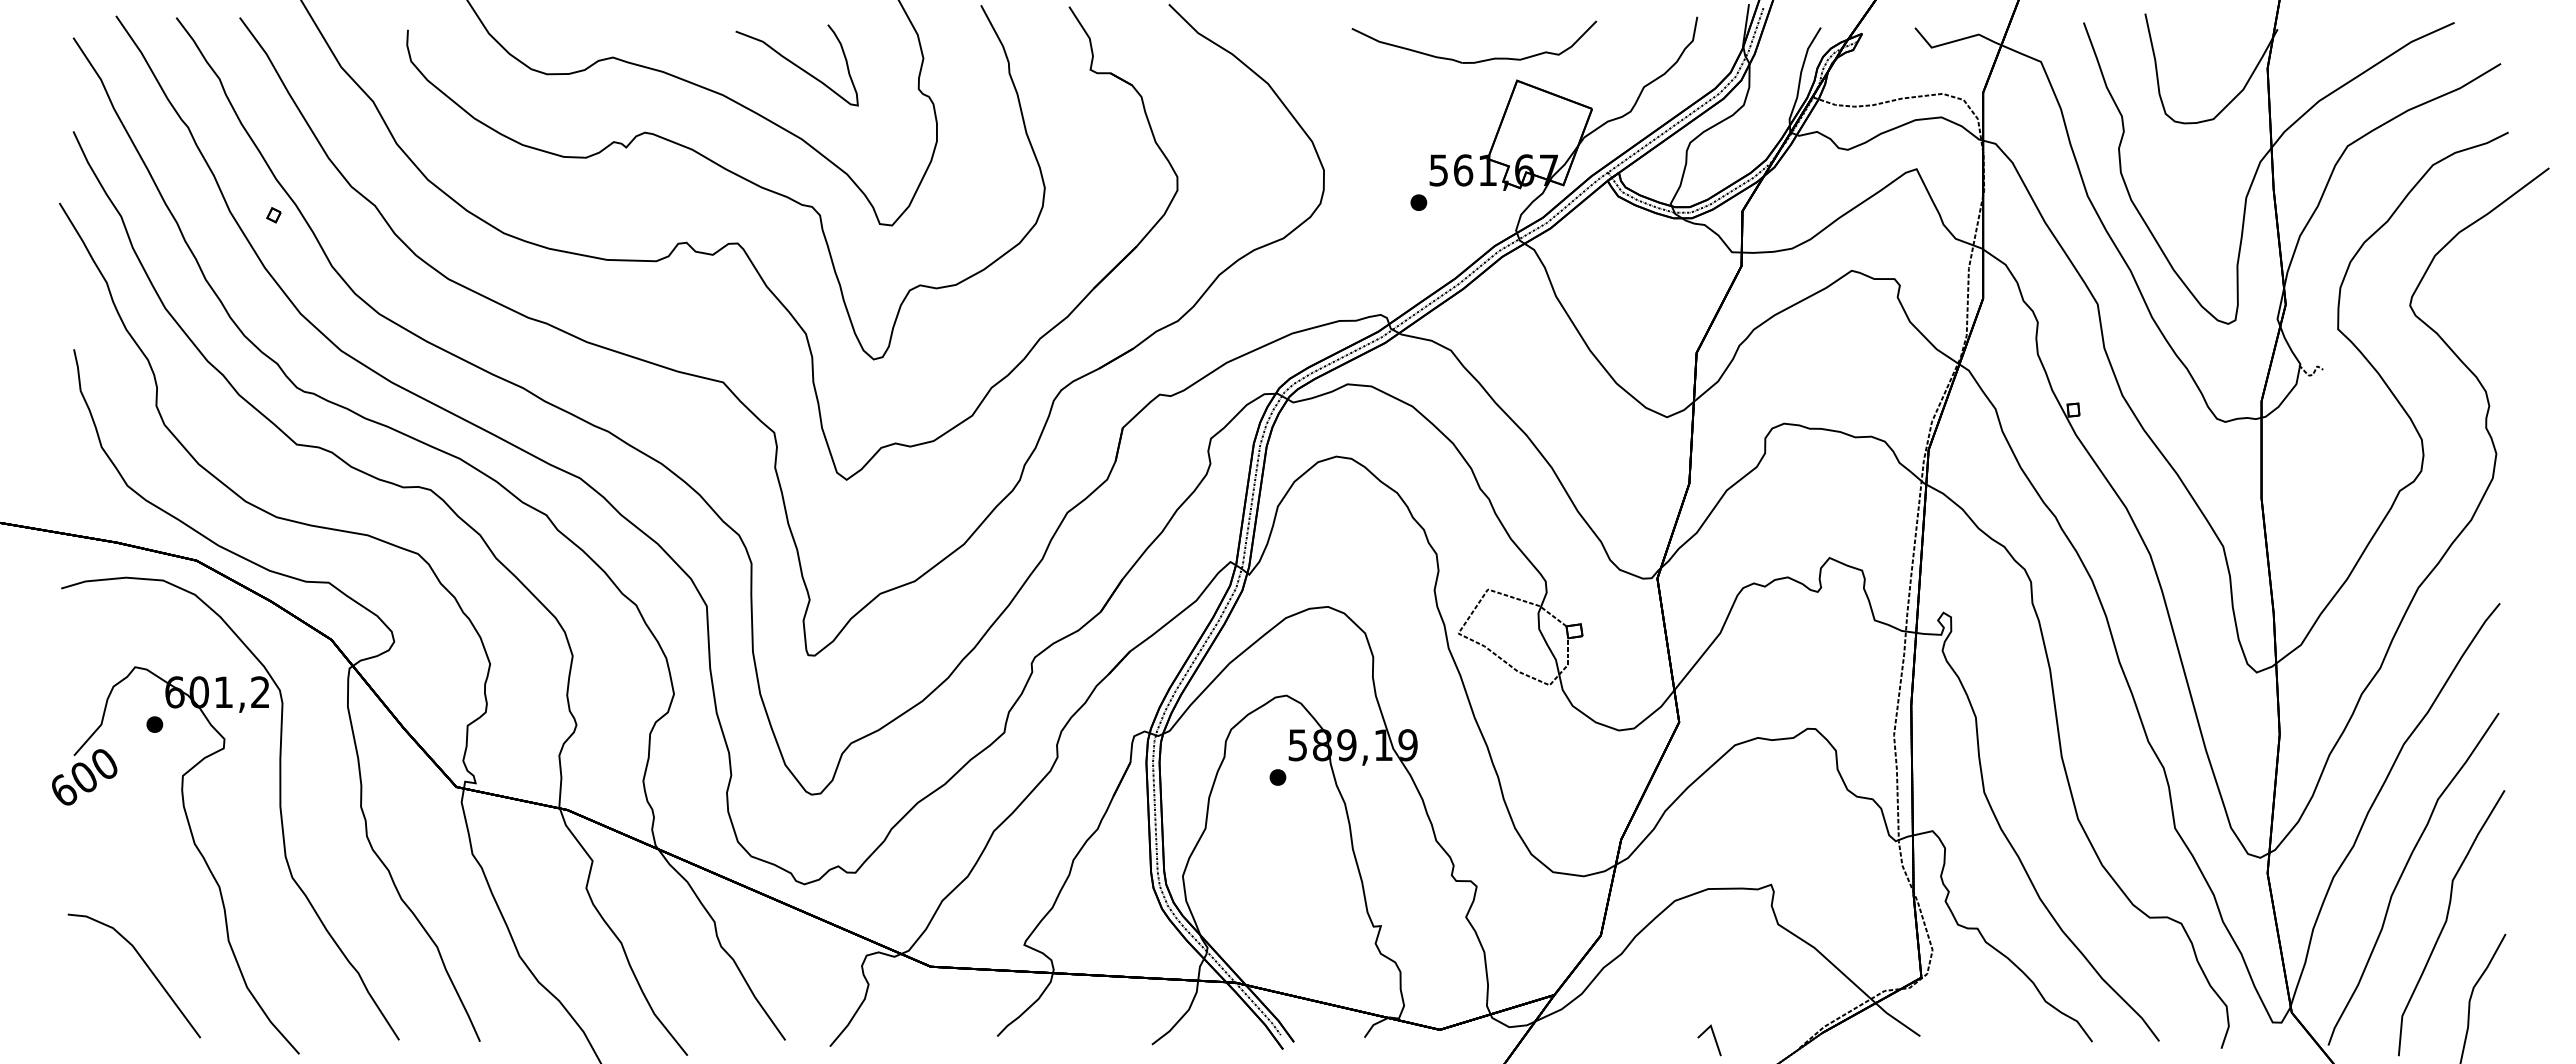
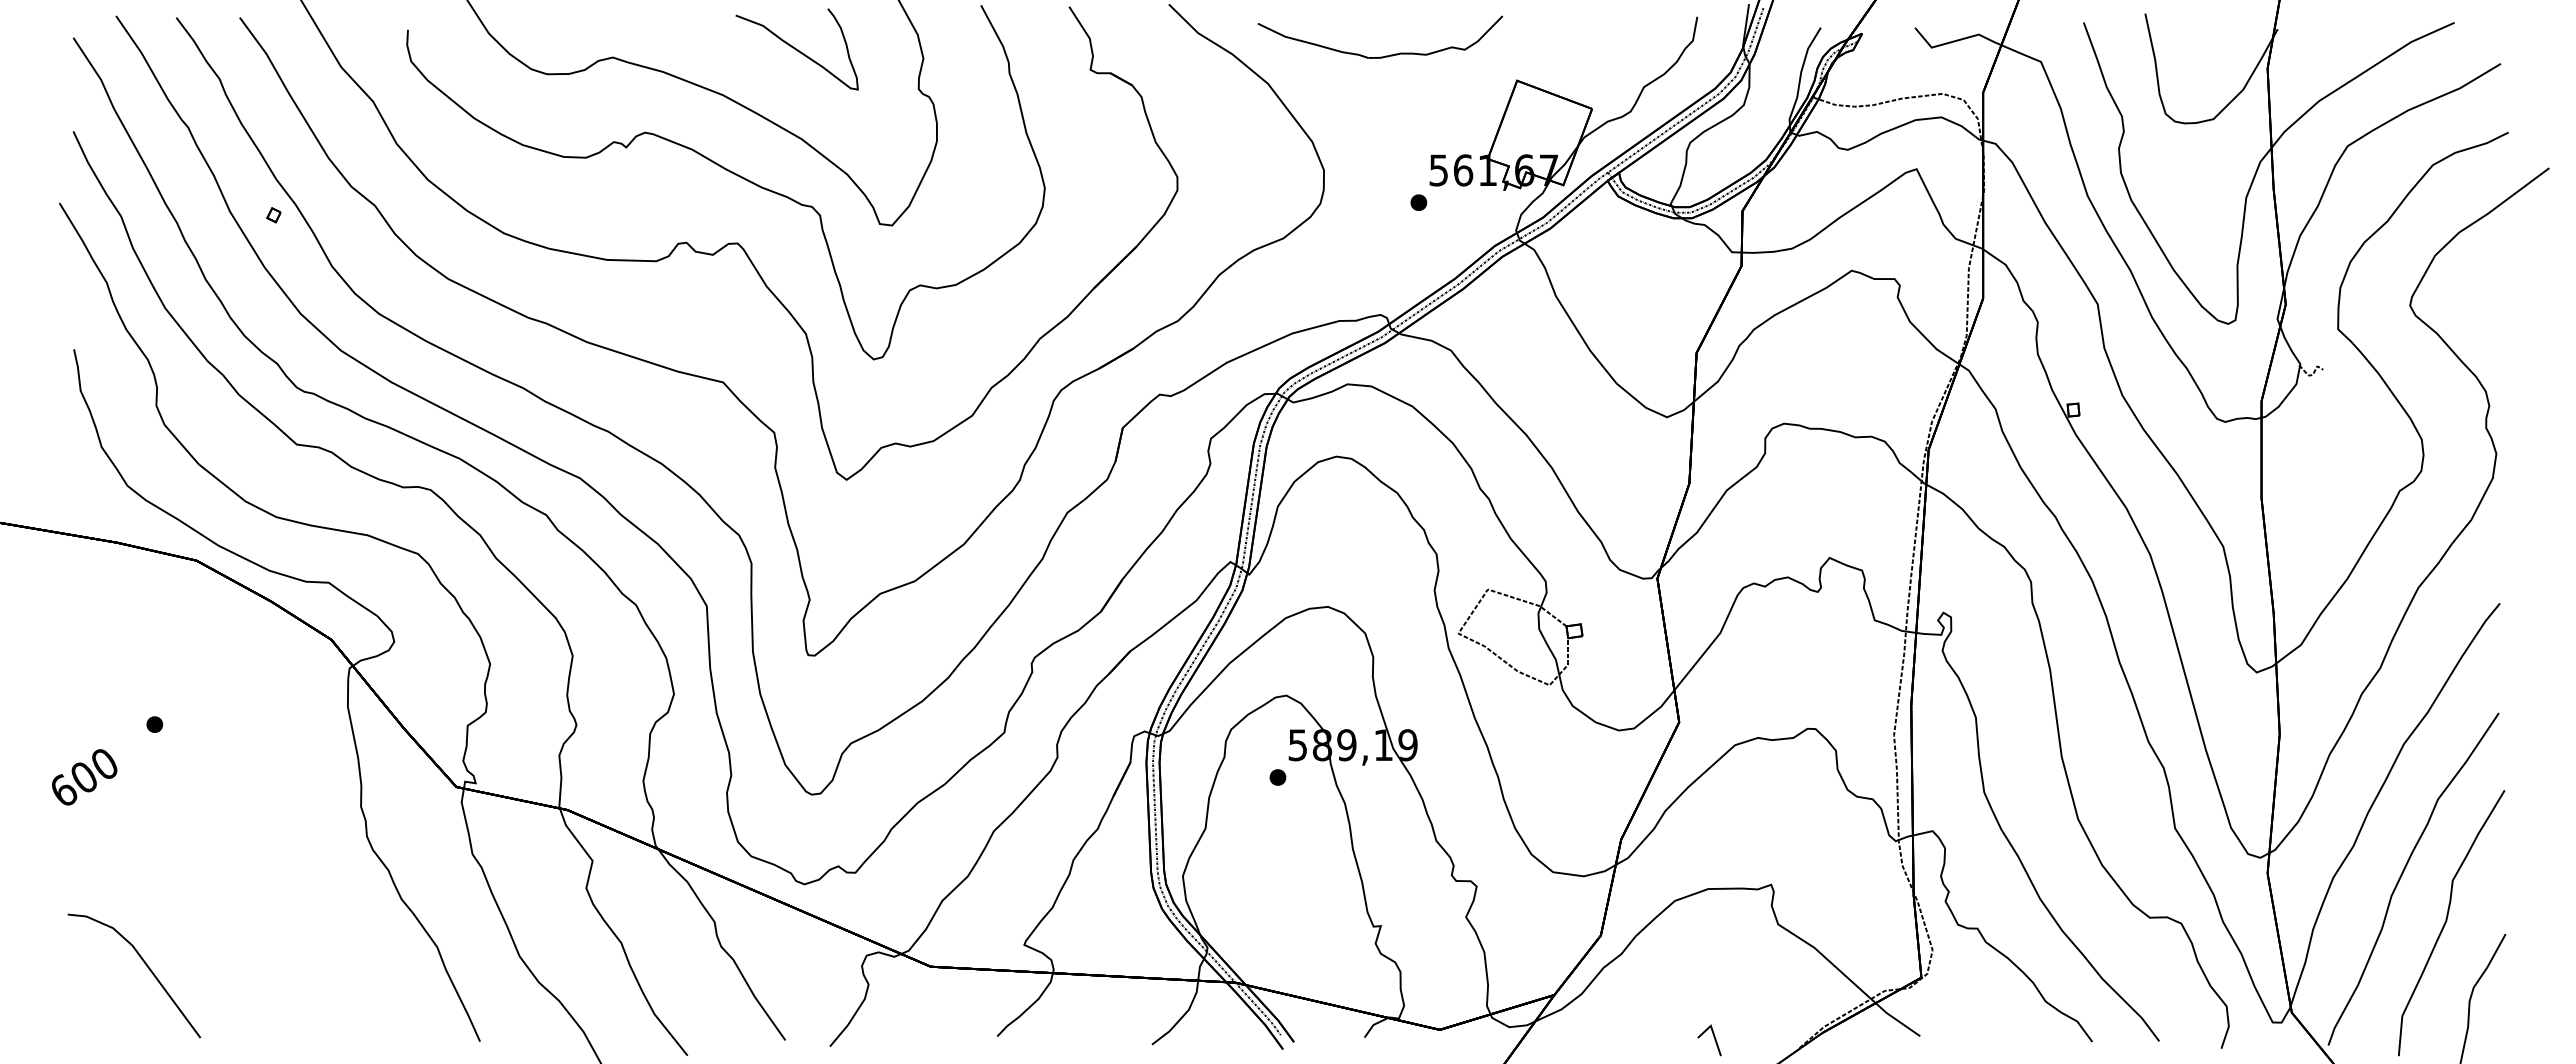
part position: (1479, 60) -> (1385, 55) (1385, 55)
curve position: (796, 65) -> (796, 49) (796, 49)
part: present -> none (191, 828)
